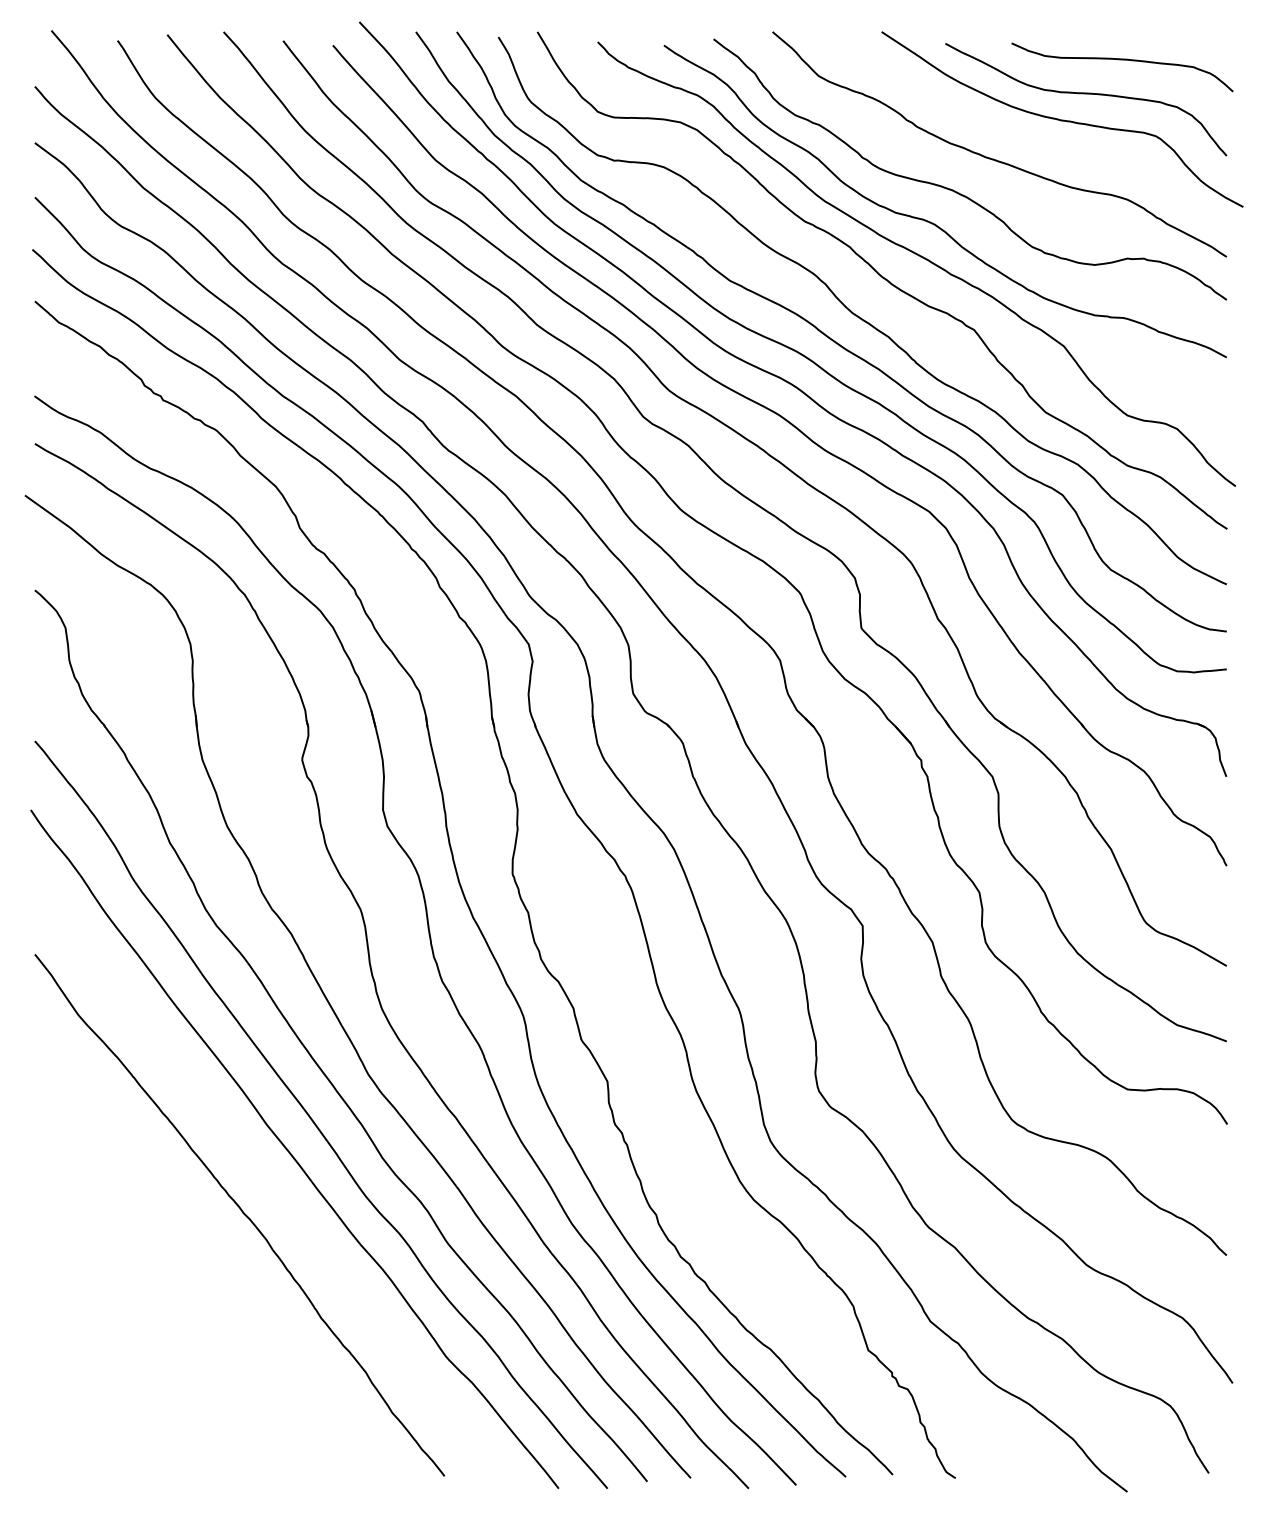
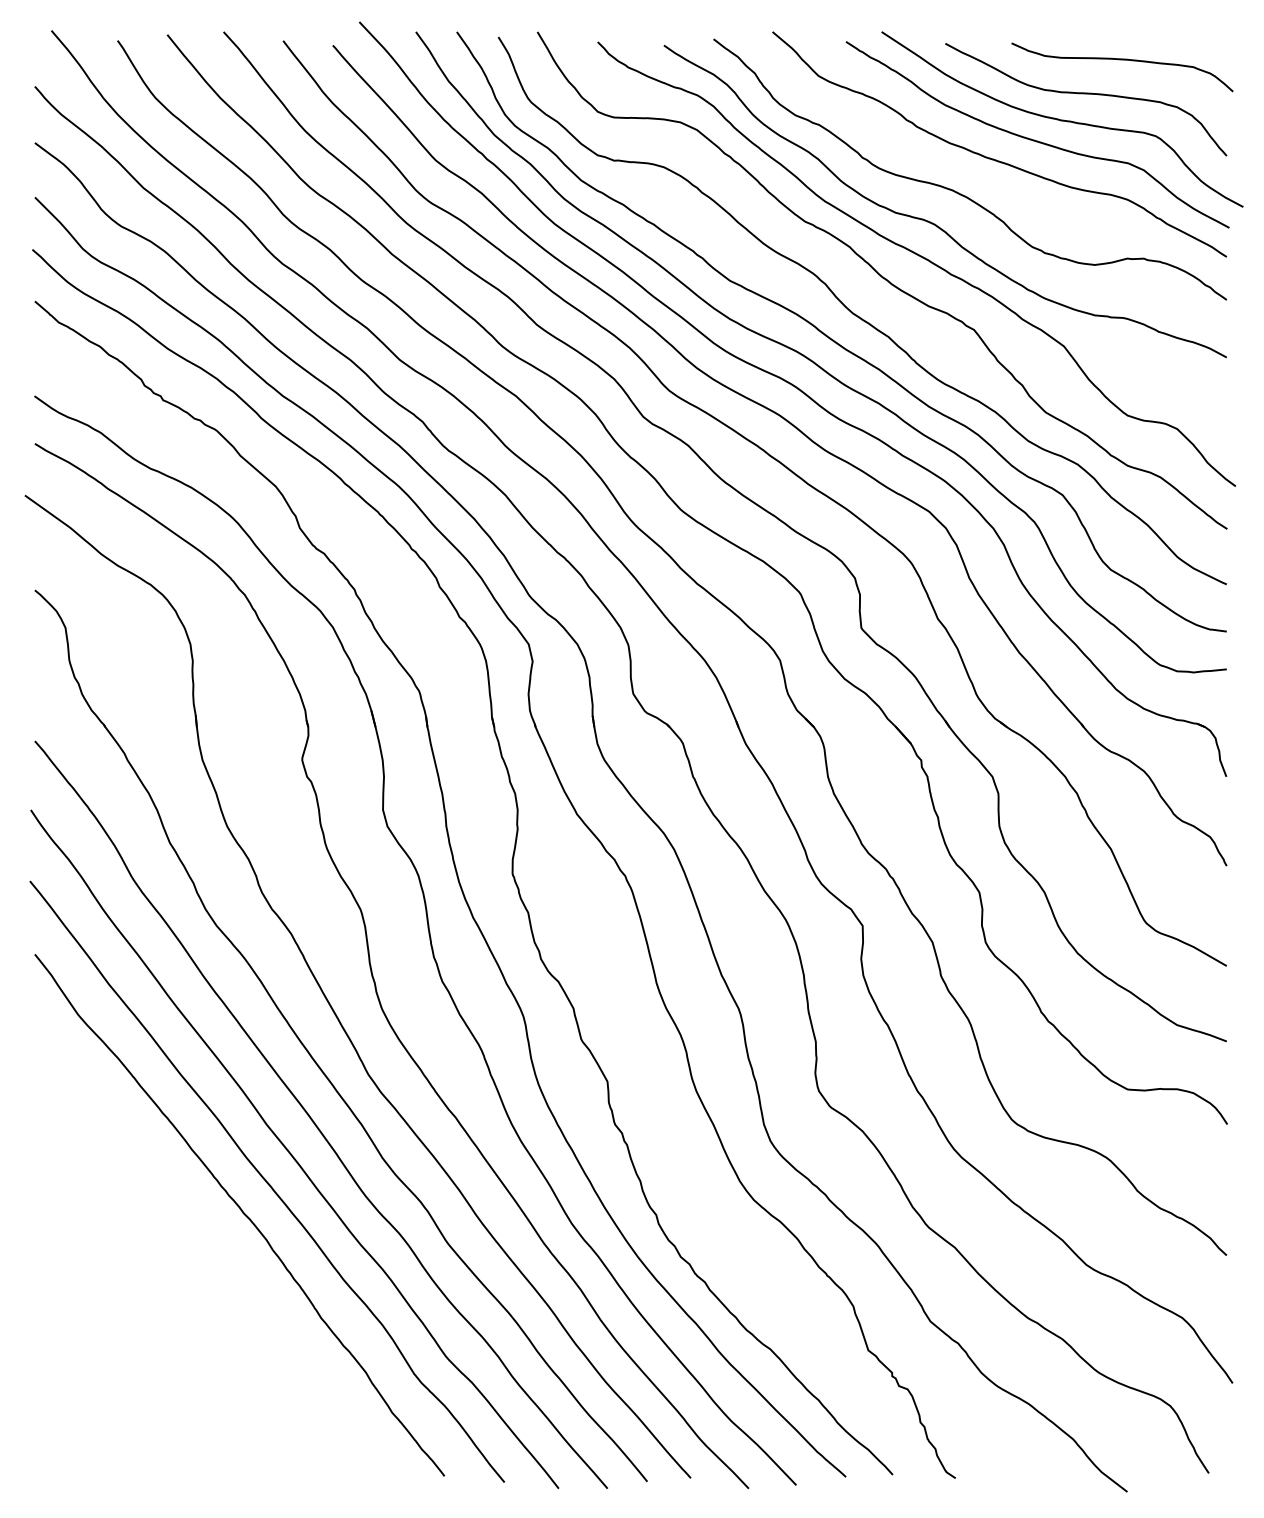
curve: none -> present (1034, 139)
curve: none -> present (267, 1181)
